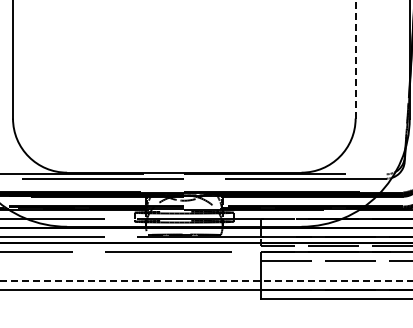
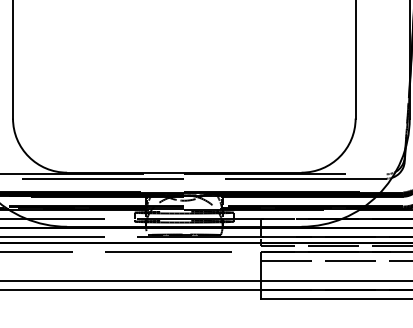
line: dashed -> solid (355, 59)
line: dashed -> solid (206, 280)
